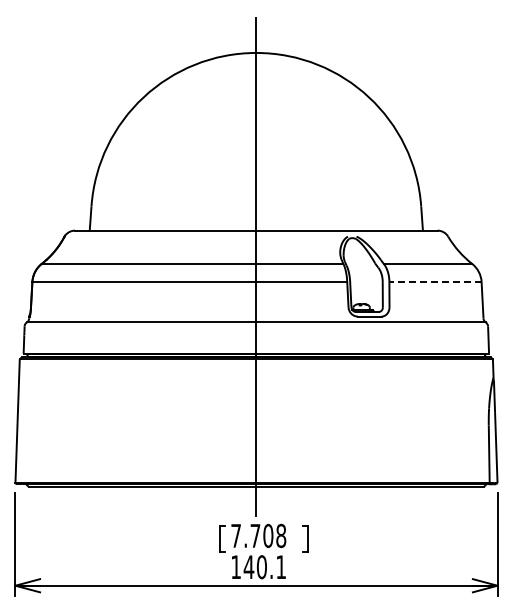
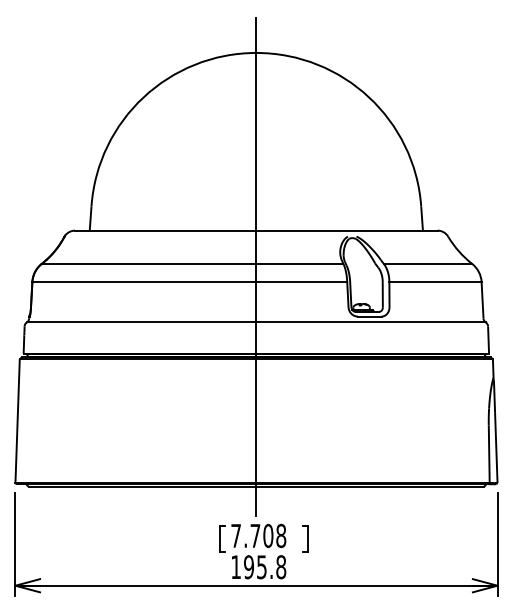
line: dashed -> solid (435, 282)
text: 140.1 -> 195.8 (264, 567)
